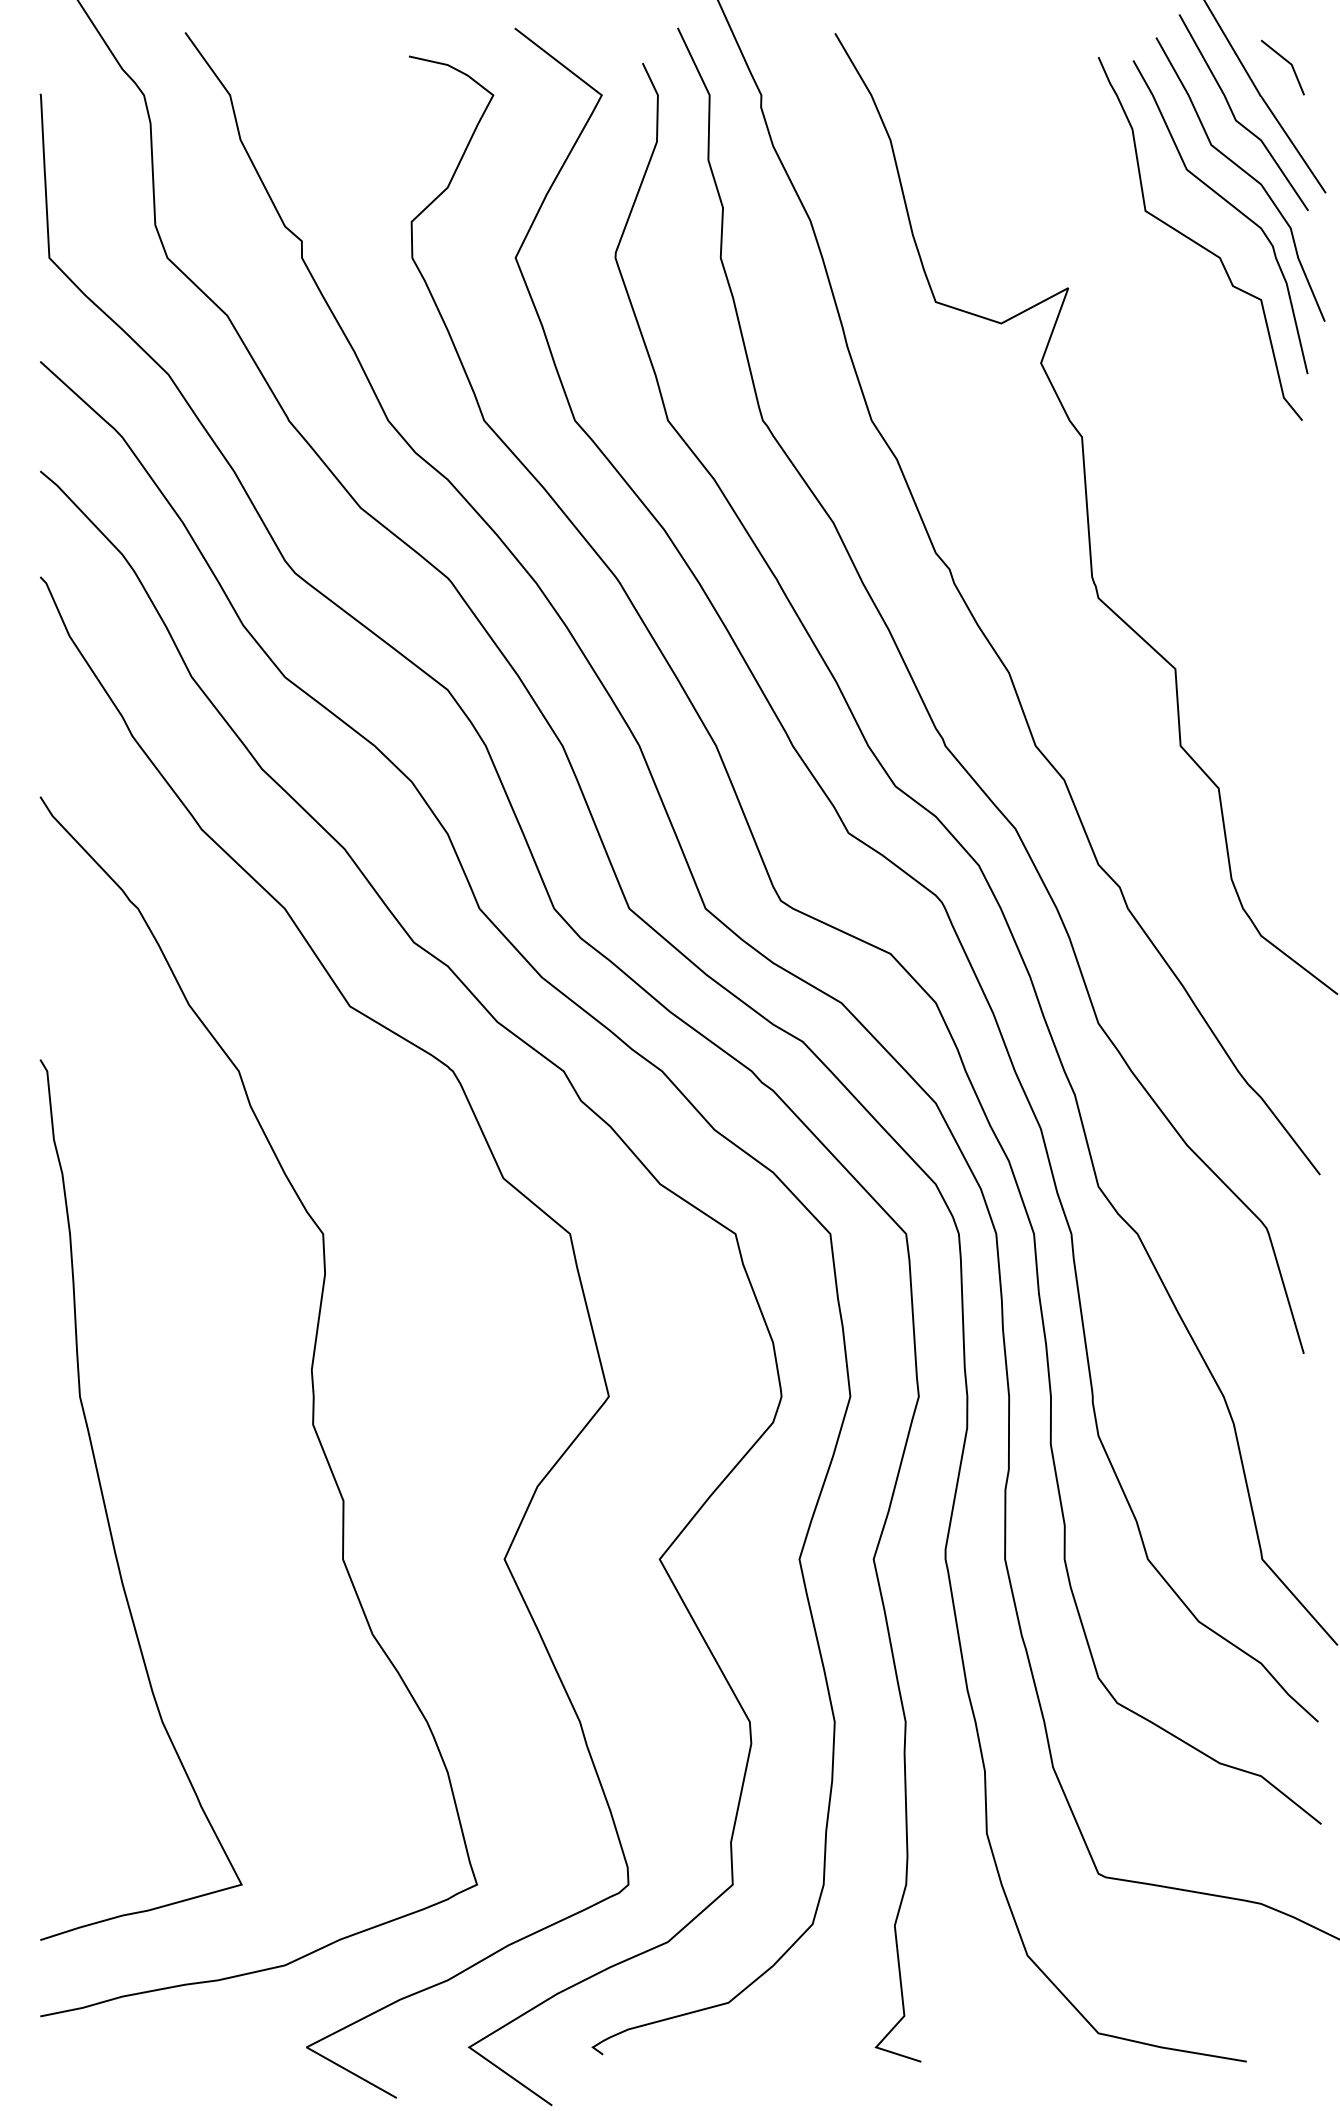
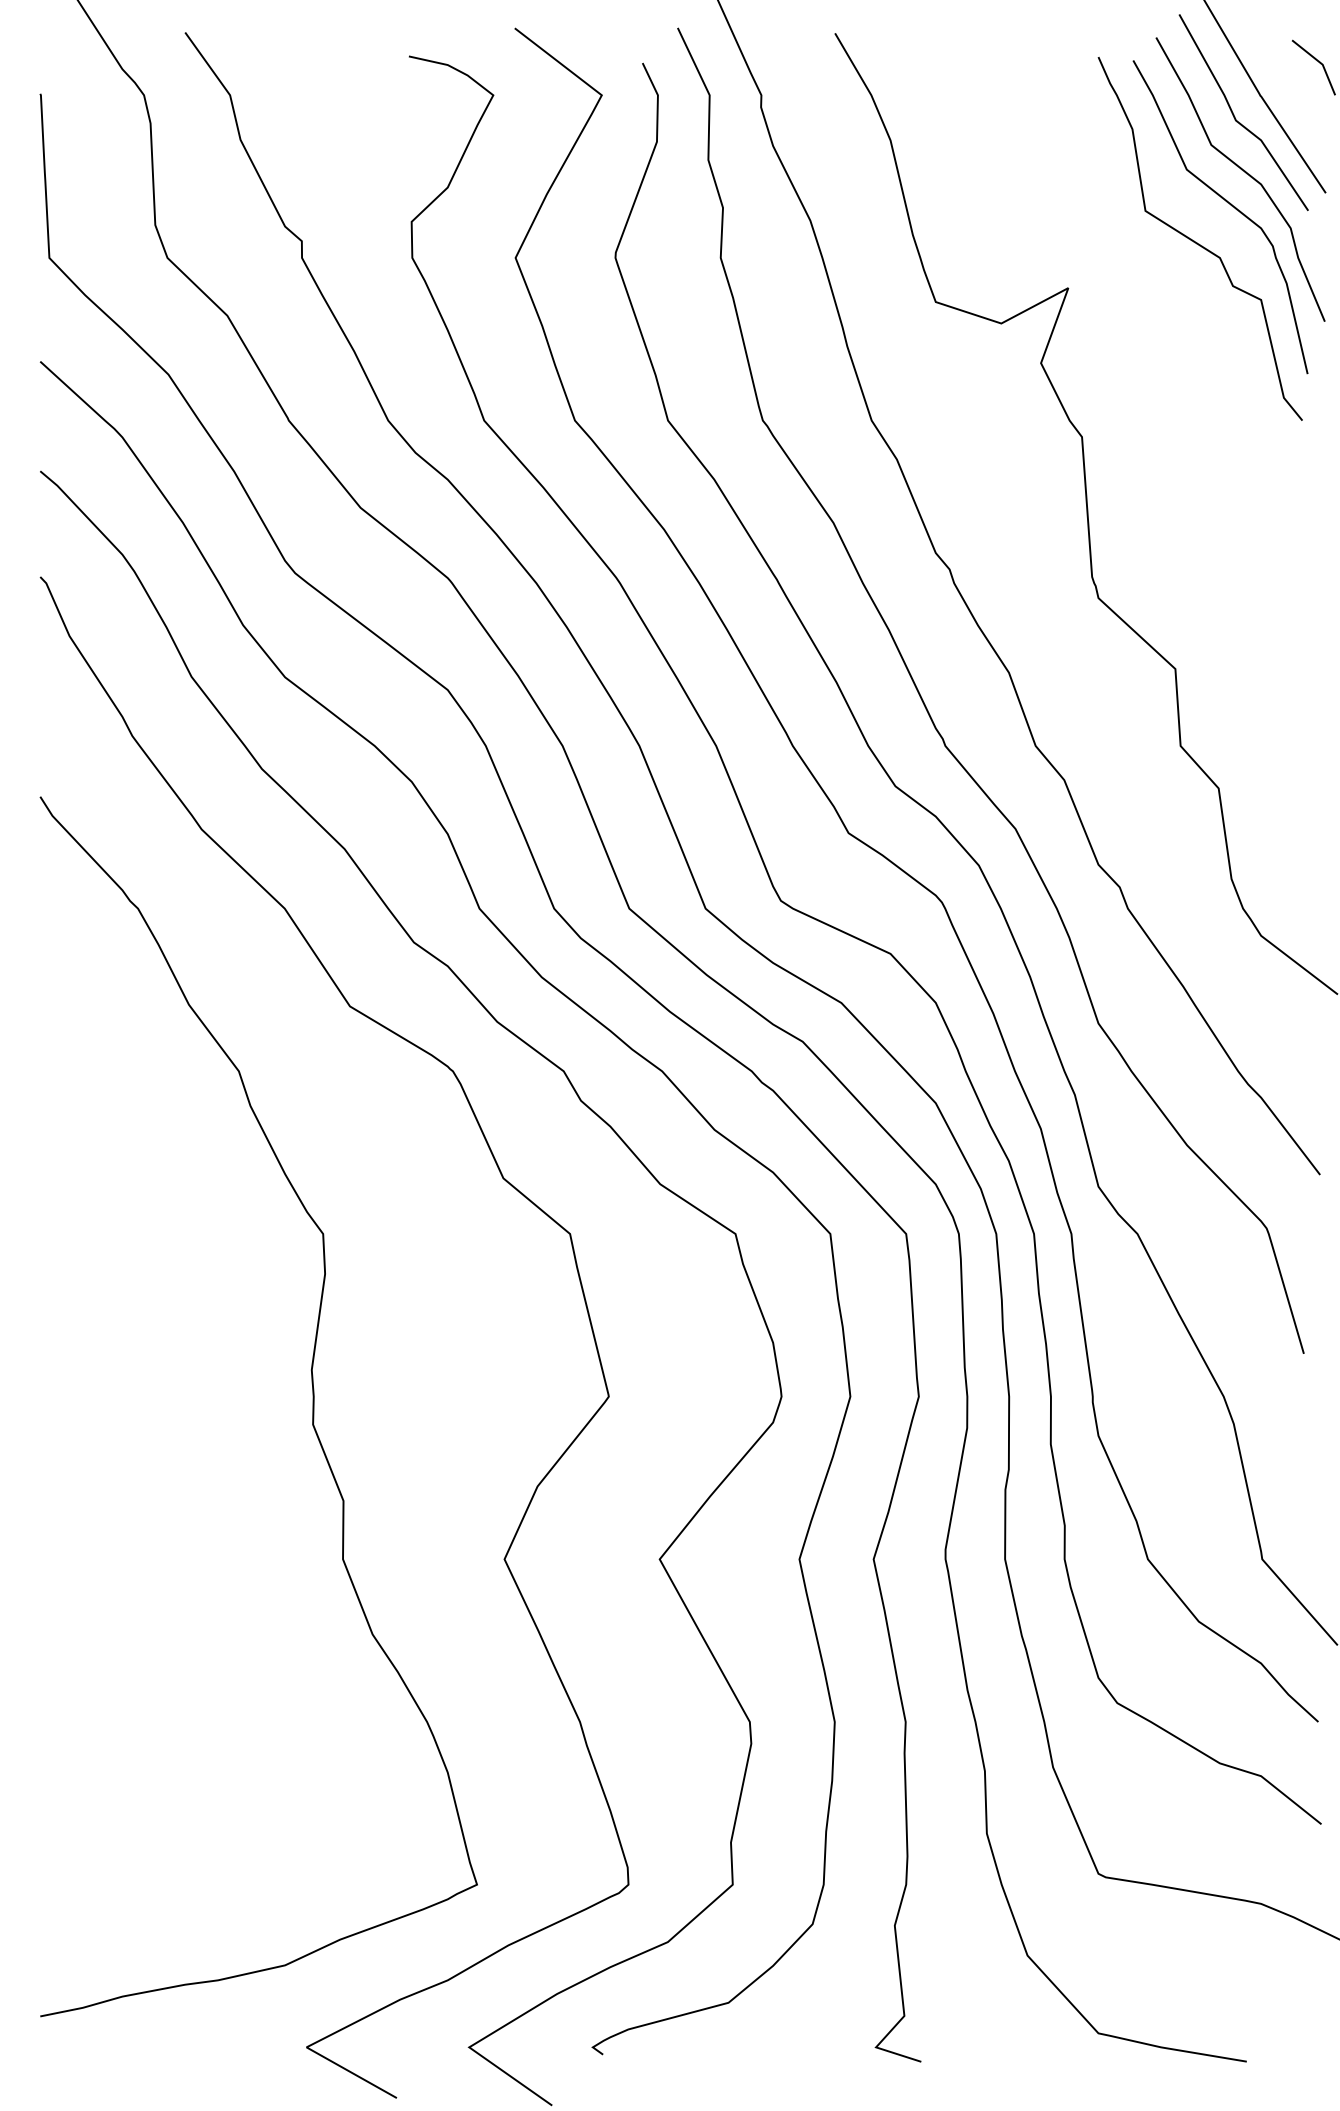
line position: (1287, 62) -> (1318, 62) (1318, 62)
curve: present -> none (106, 1507)
